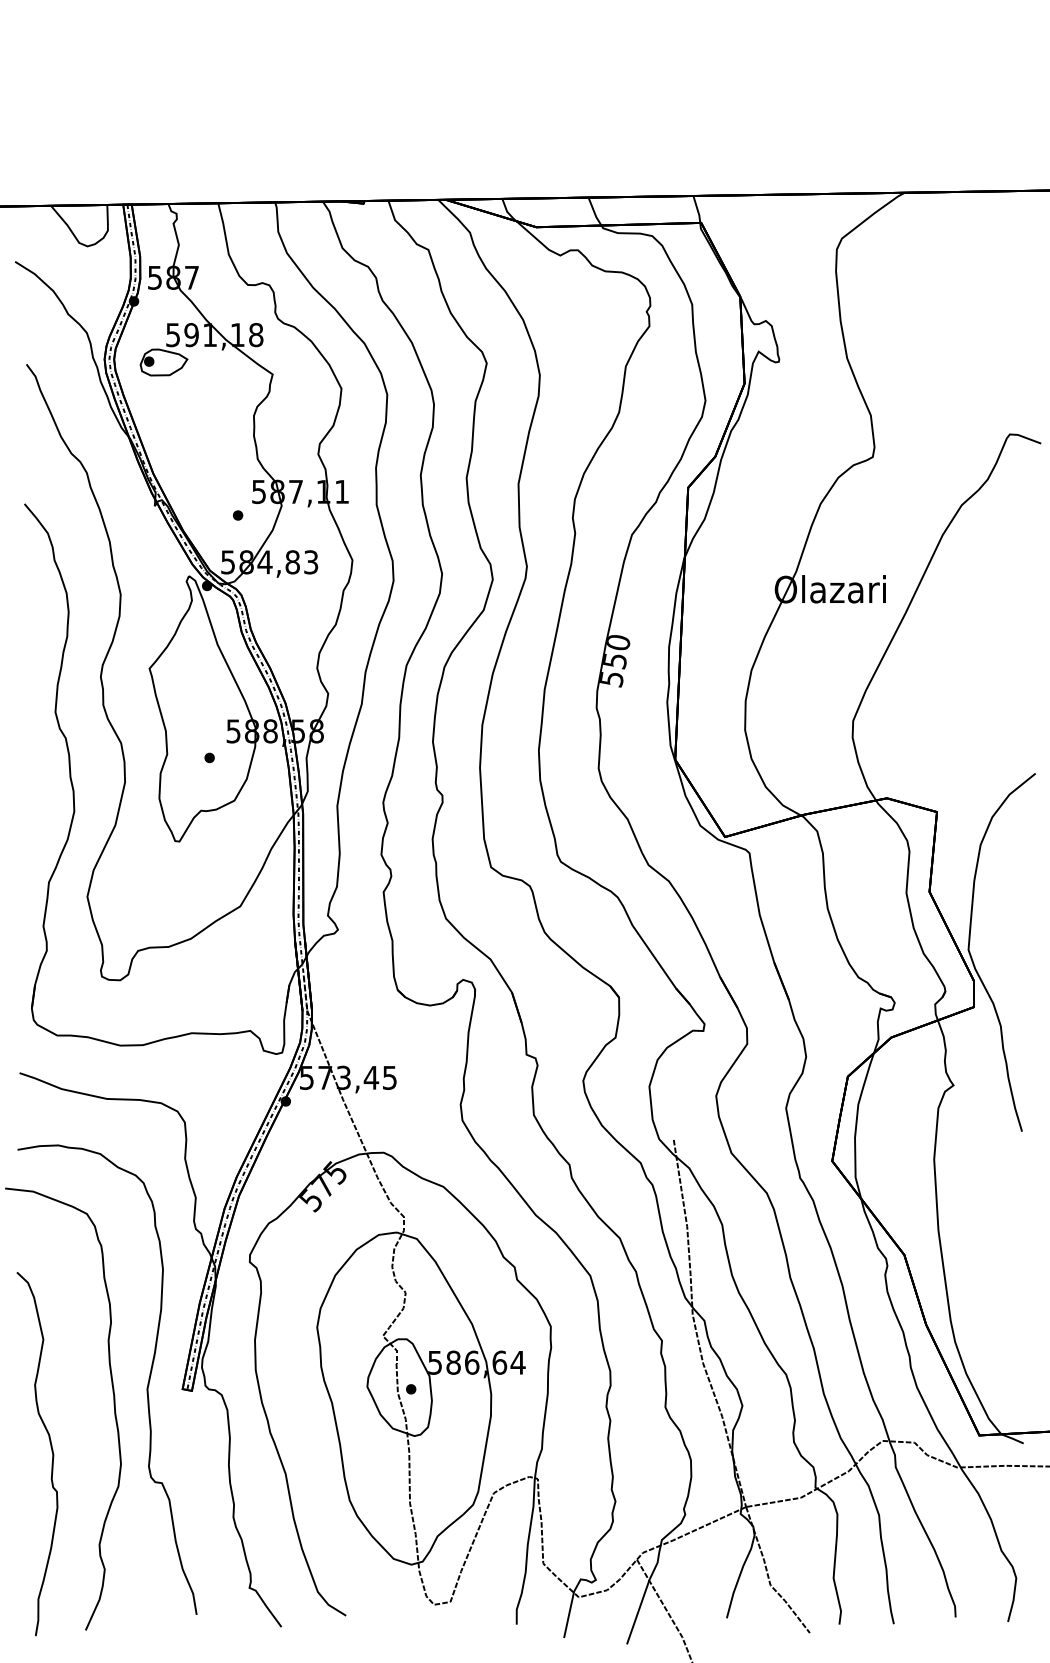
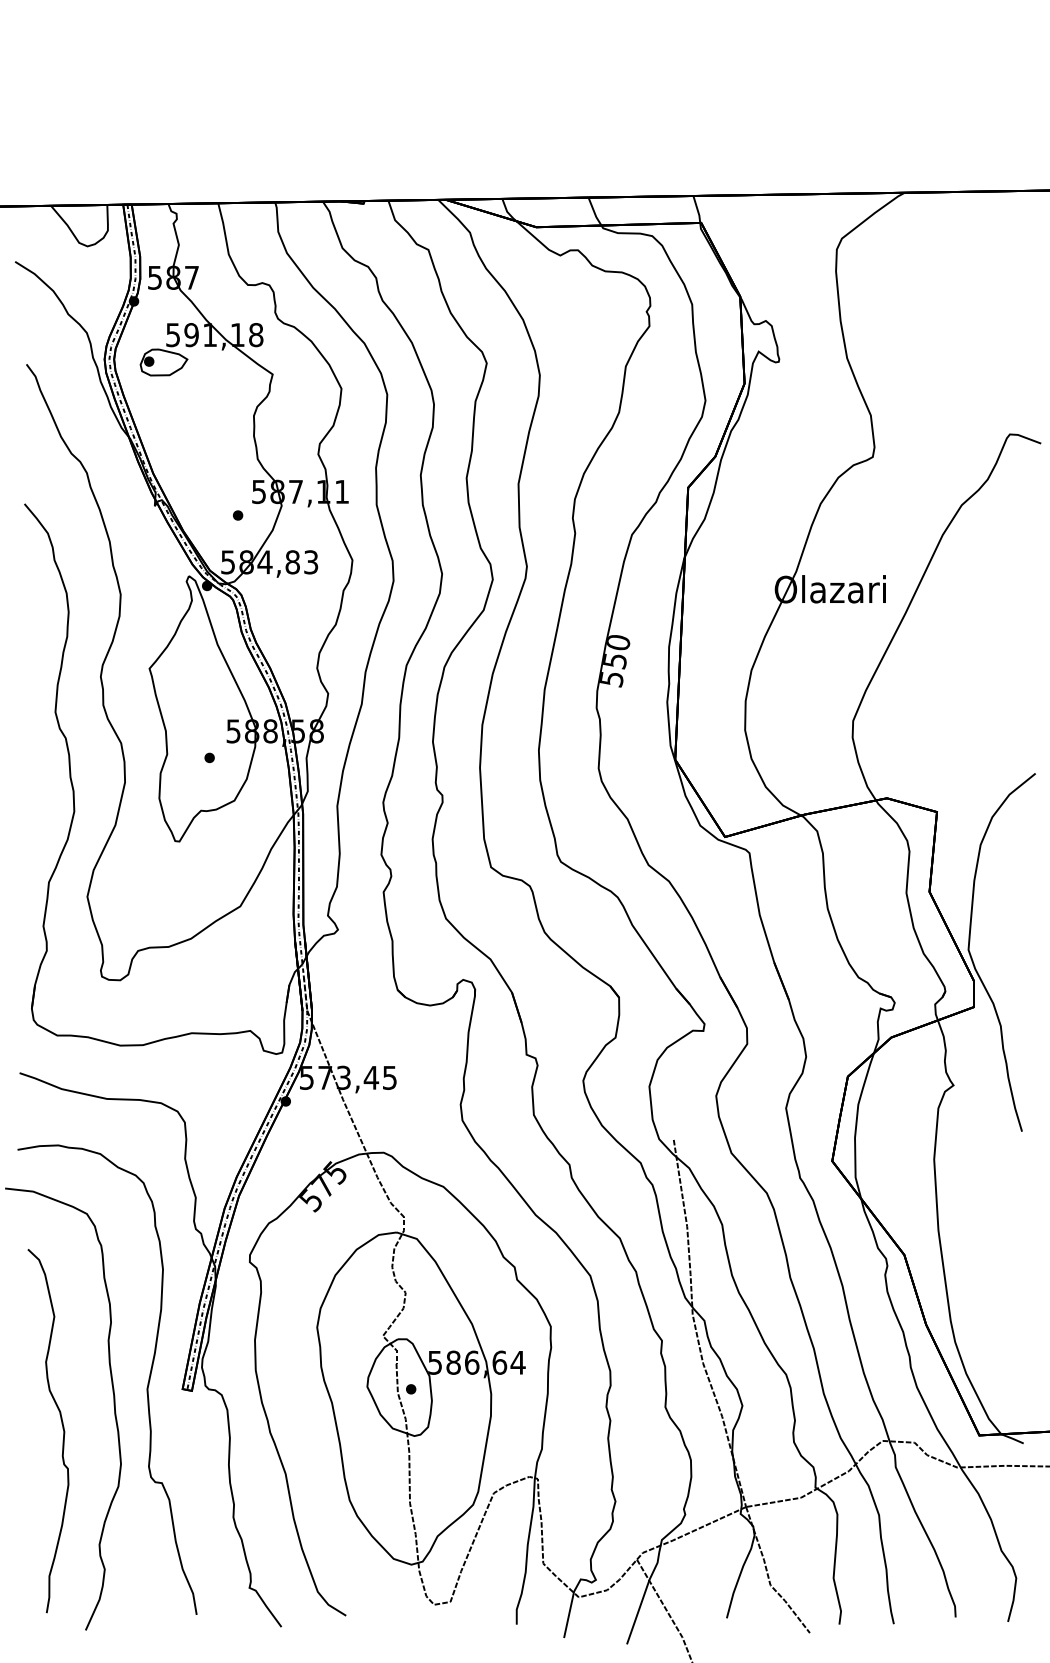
curve position: (51, 1451) -> (62, 1428) (62, 1428)
